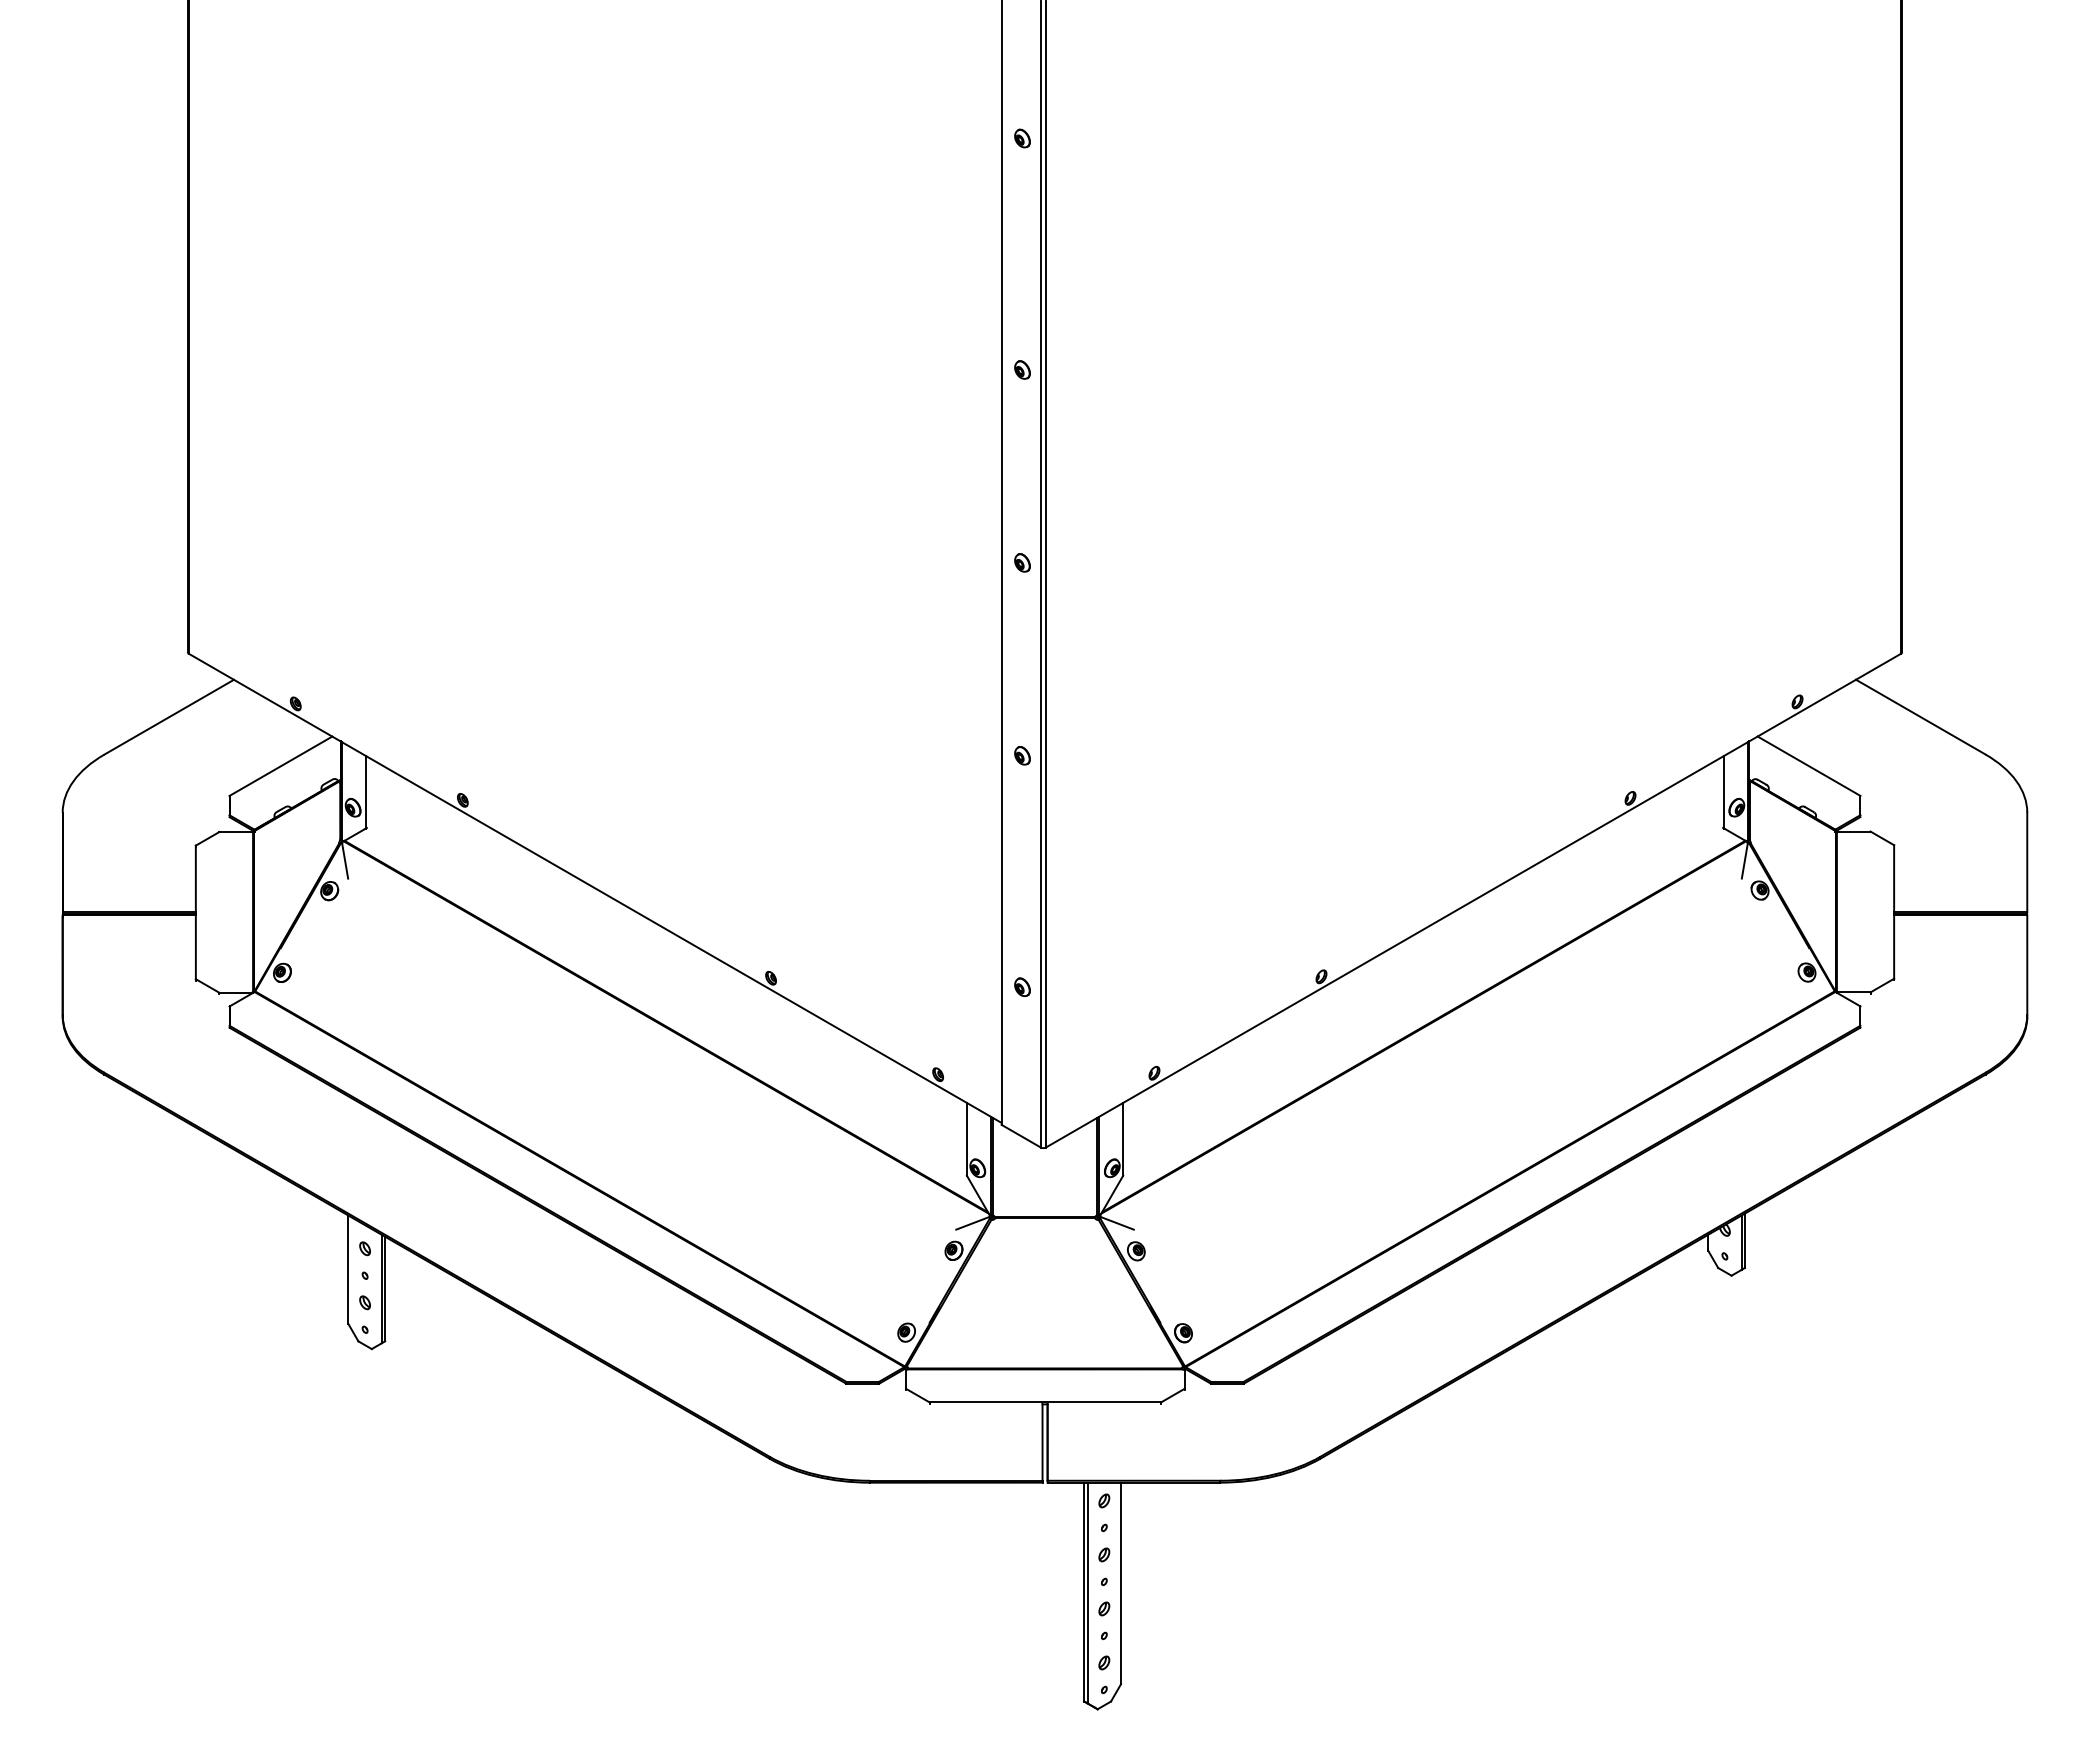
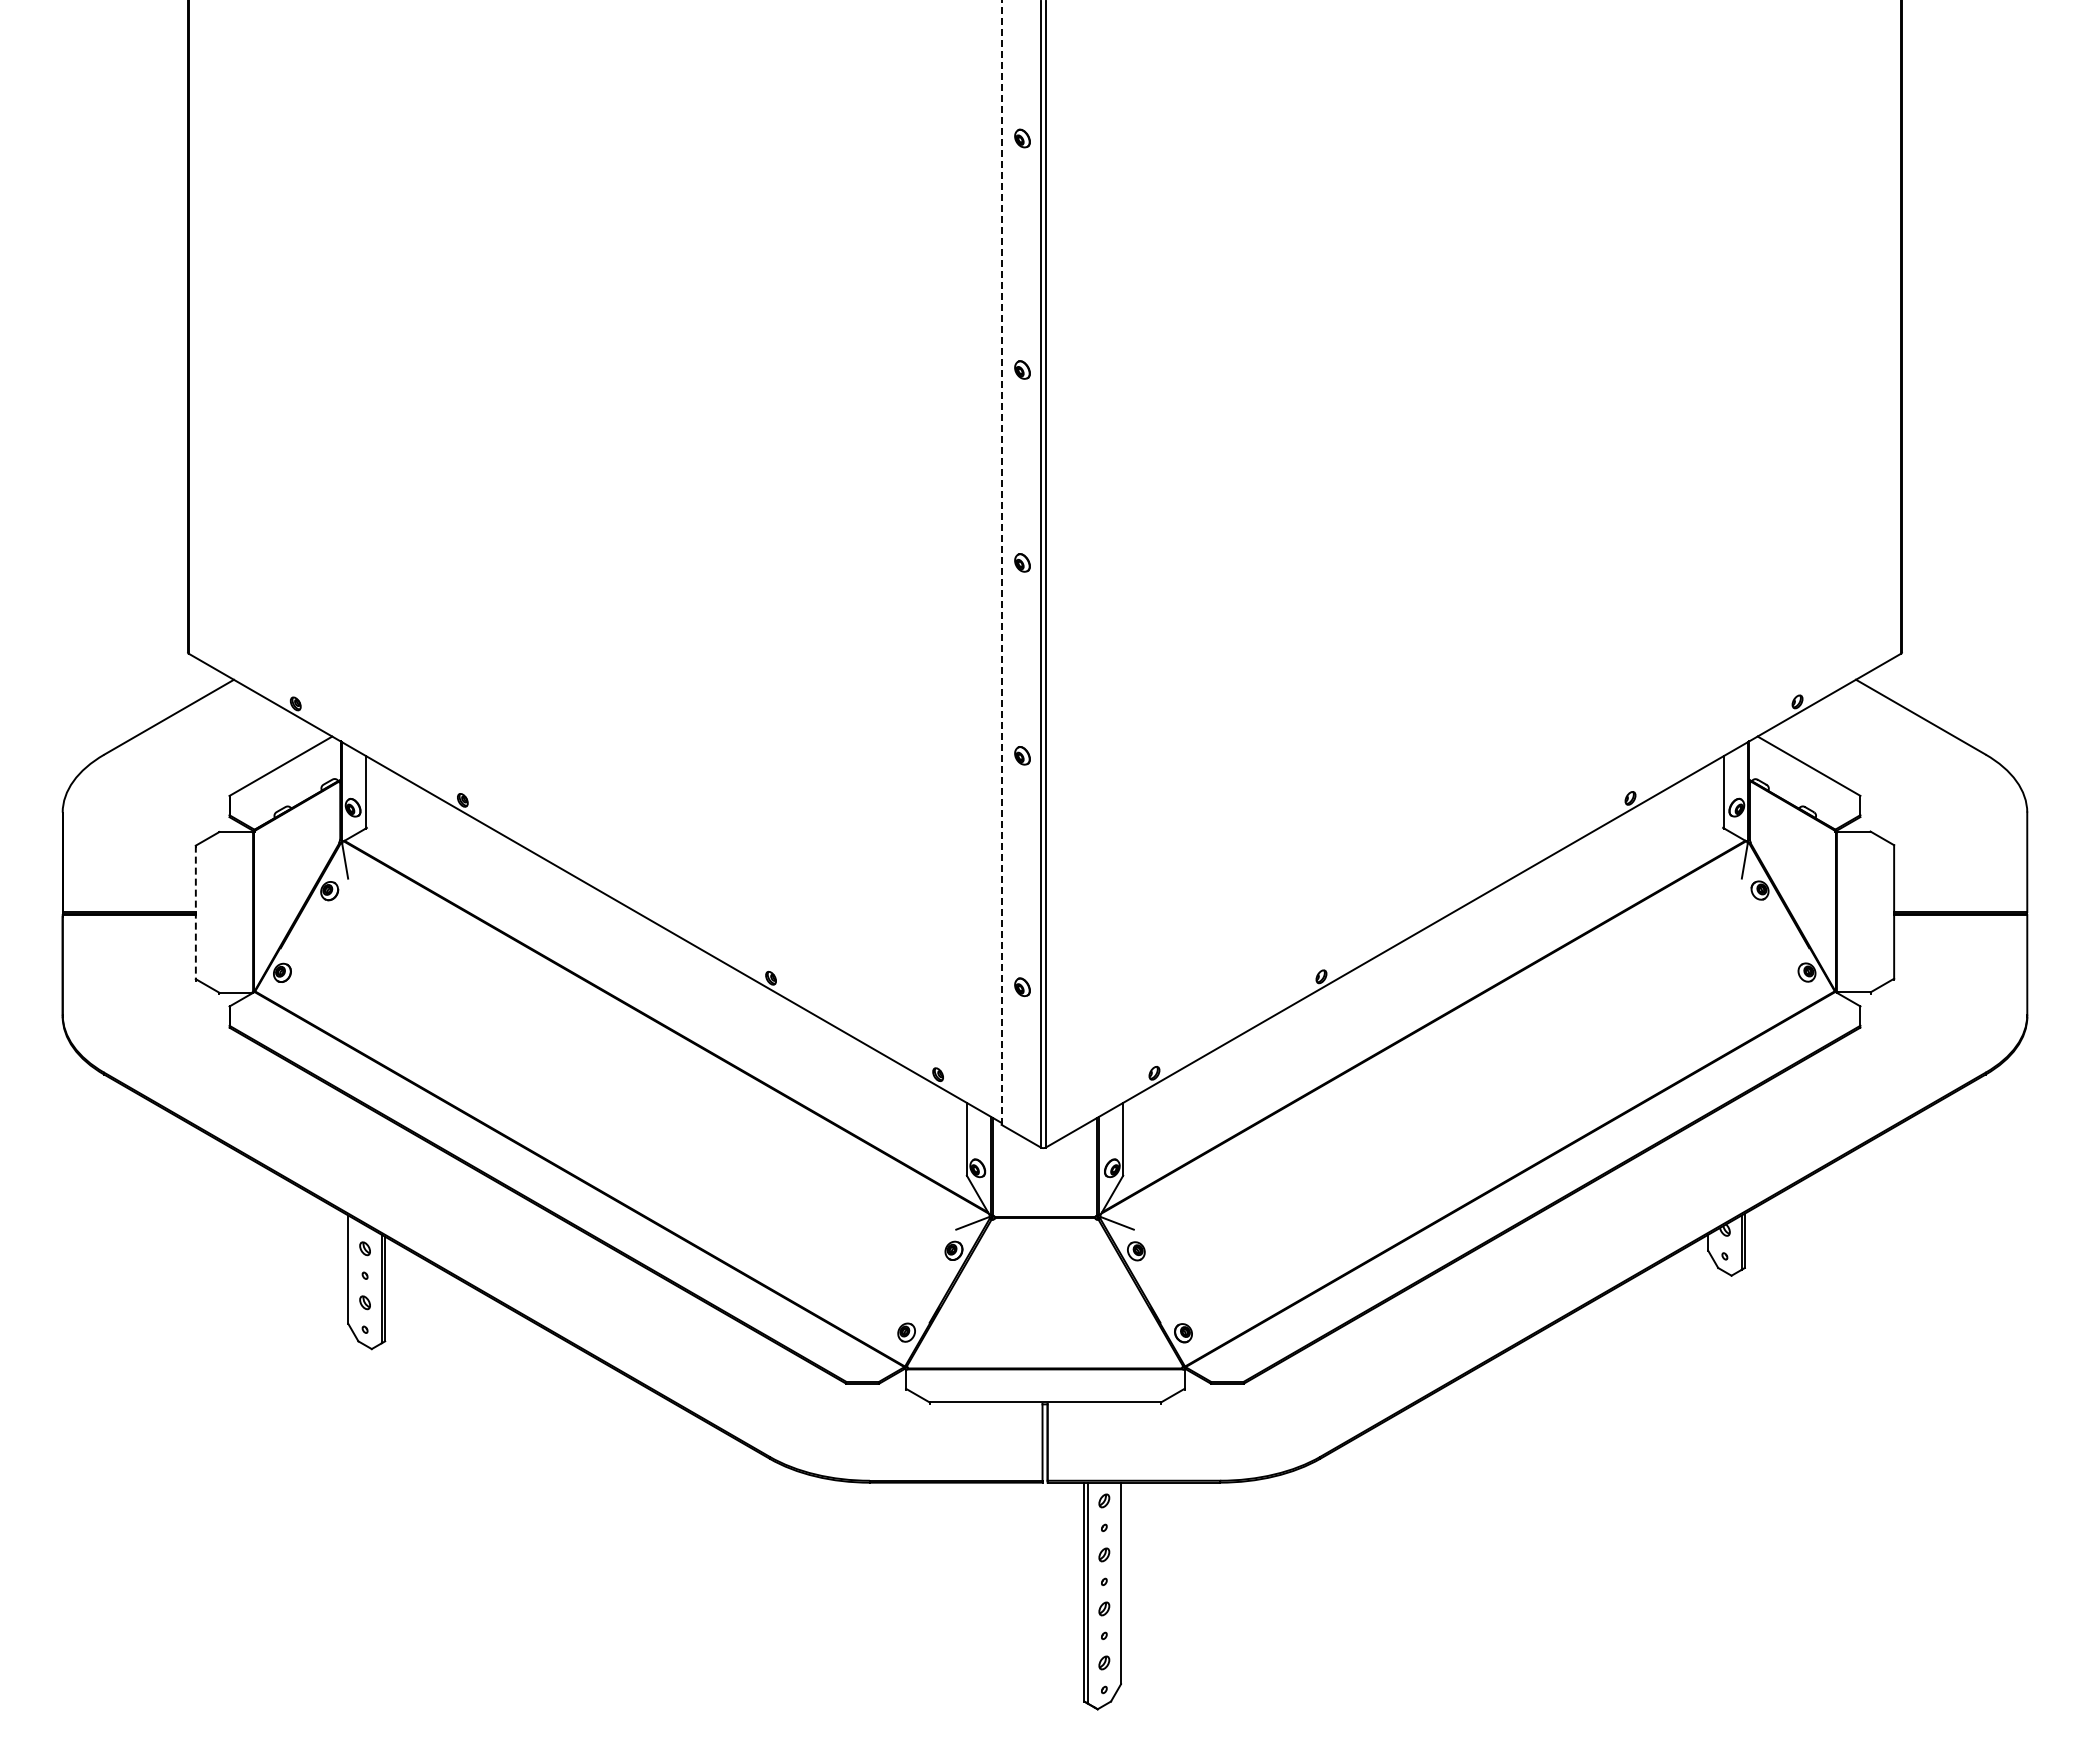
line: solid -> dashed (1001, 562)
line: solid -> dashed (195, 912)
